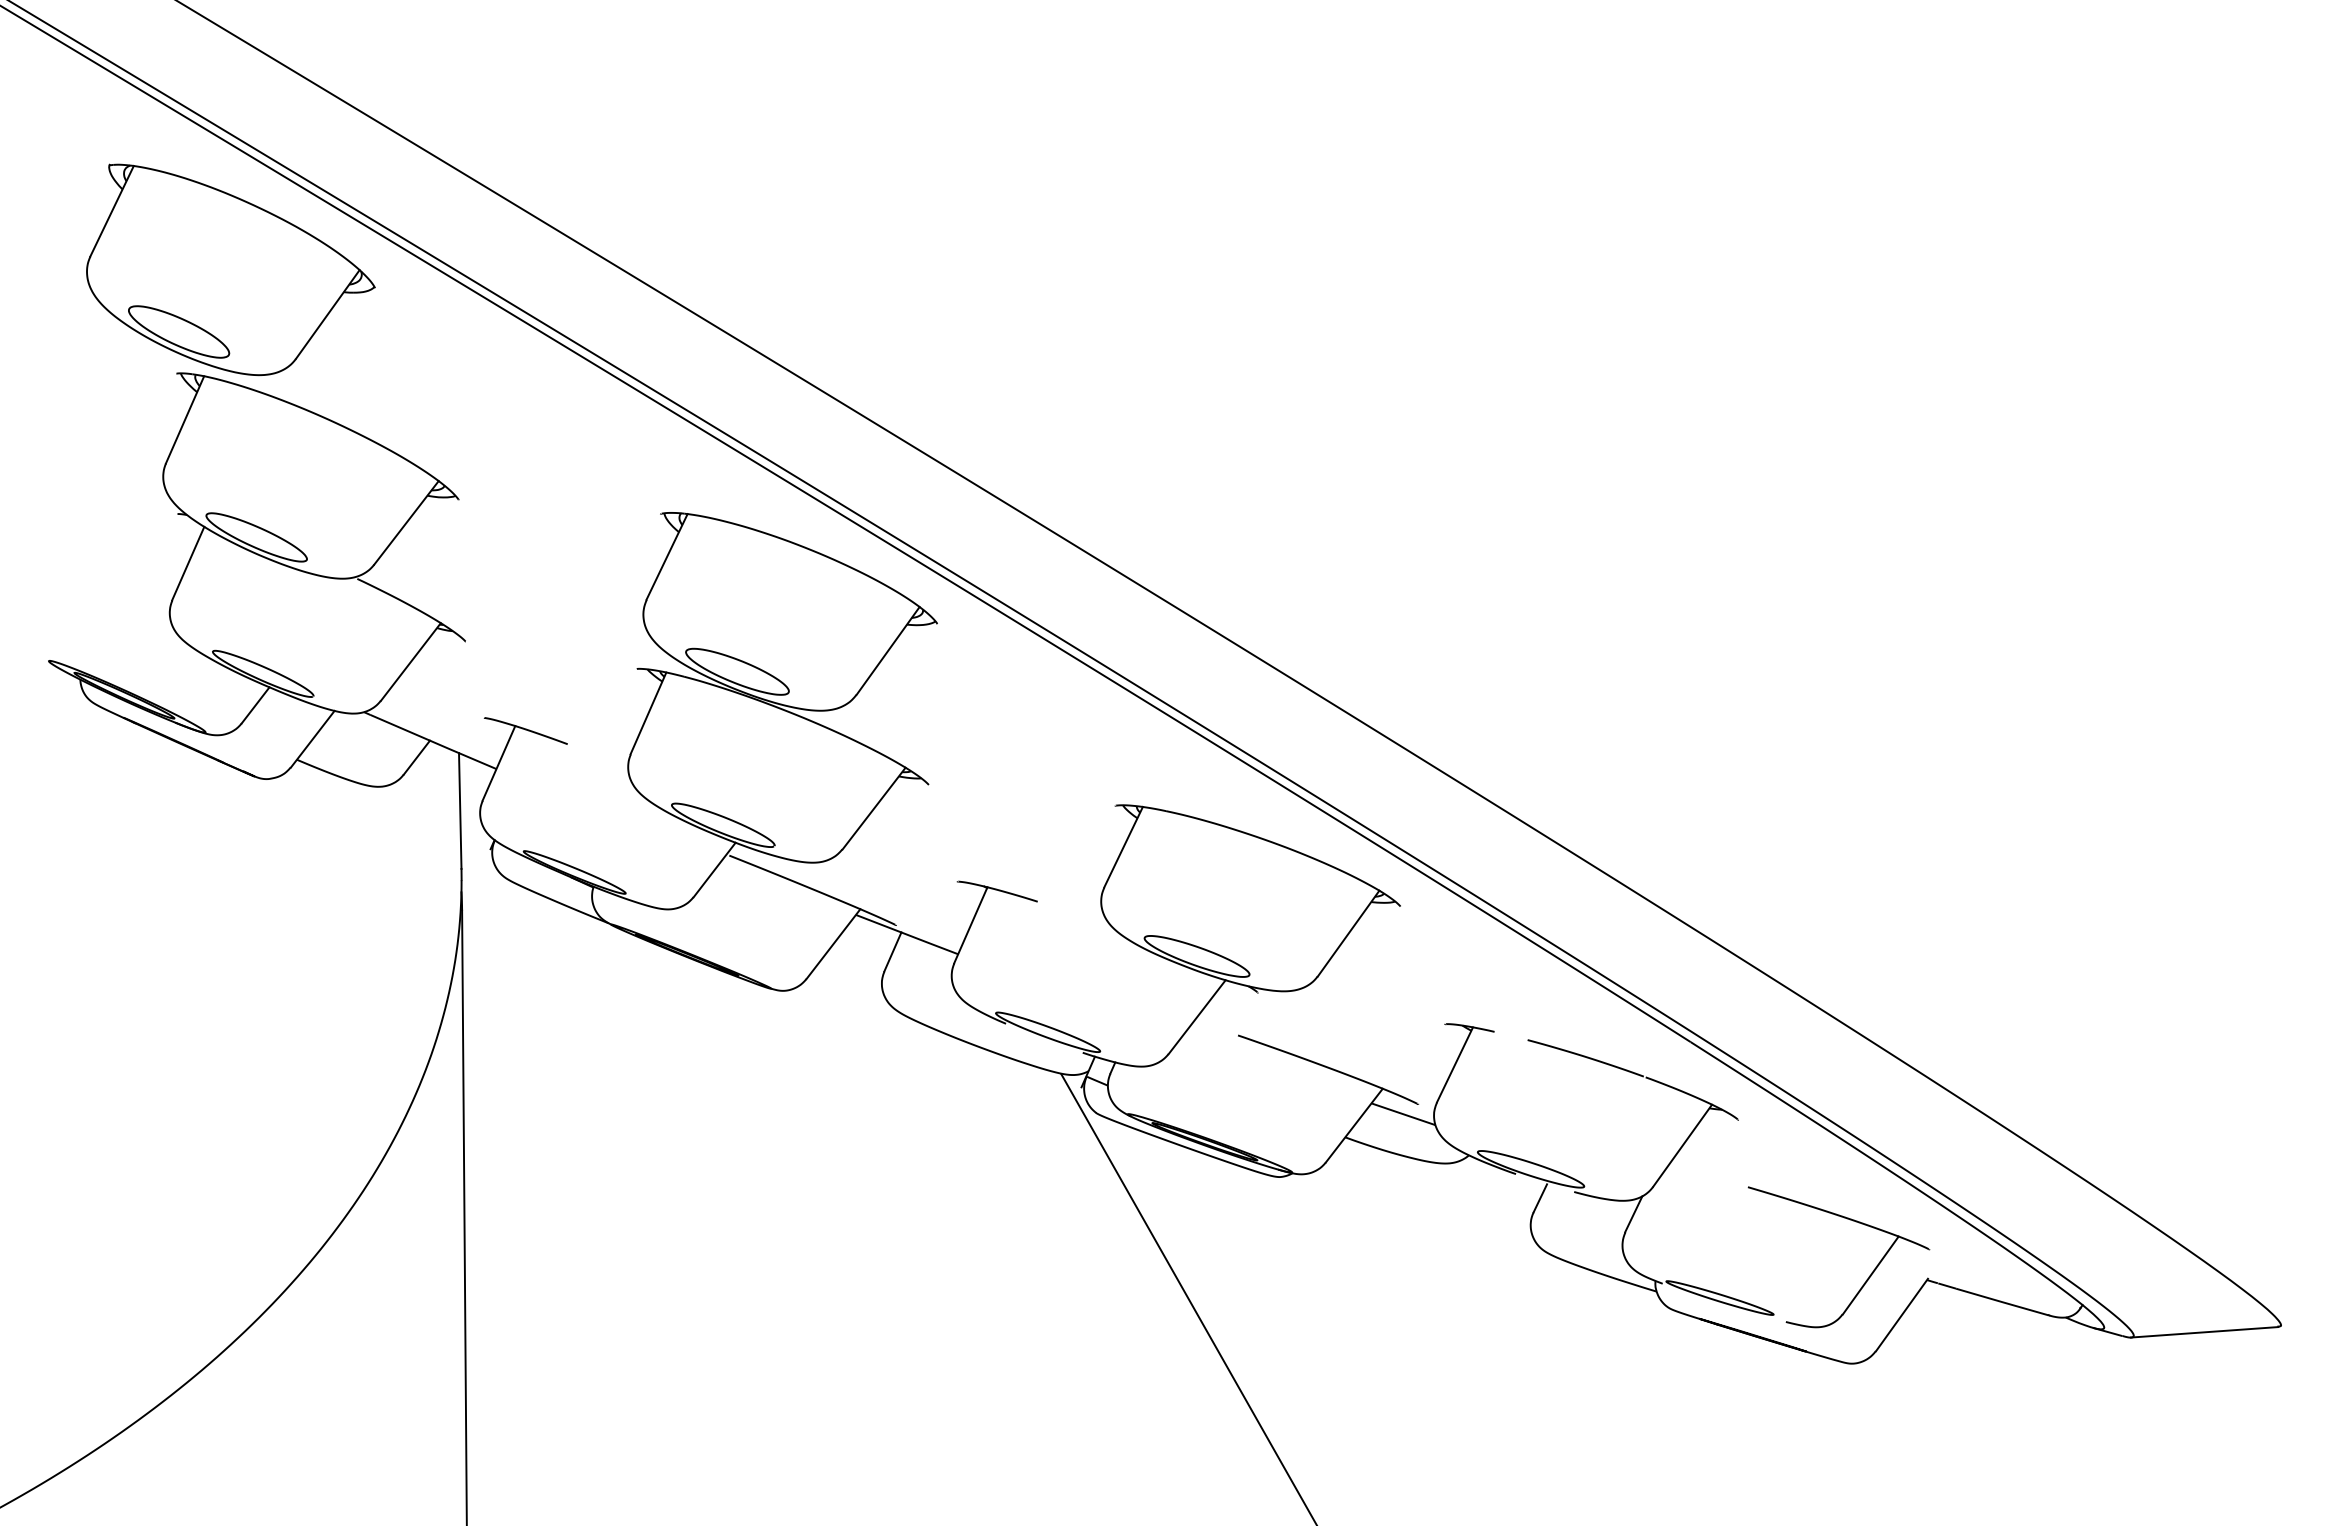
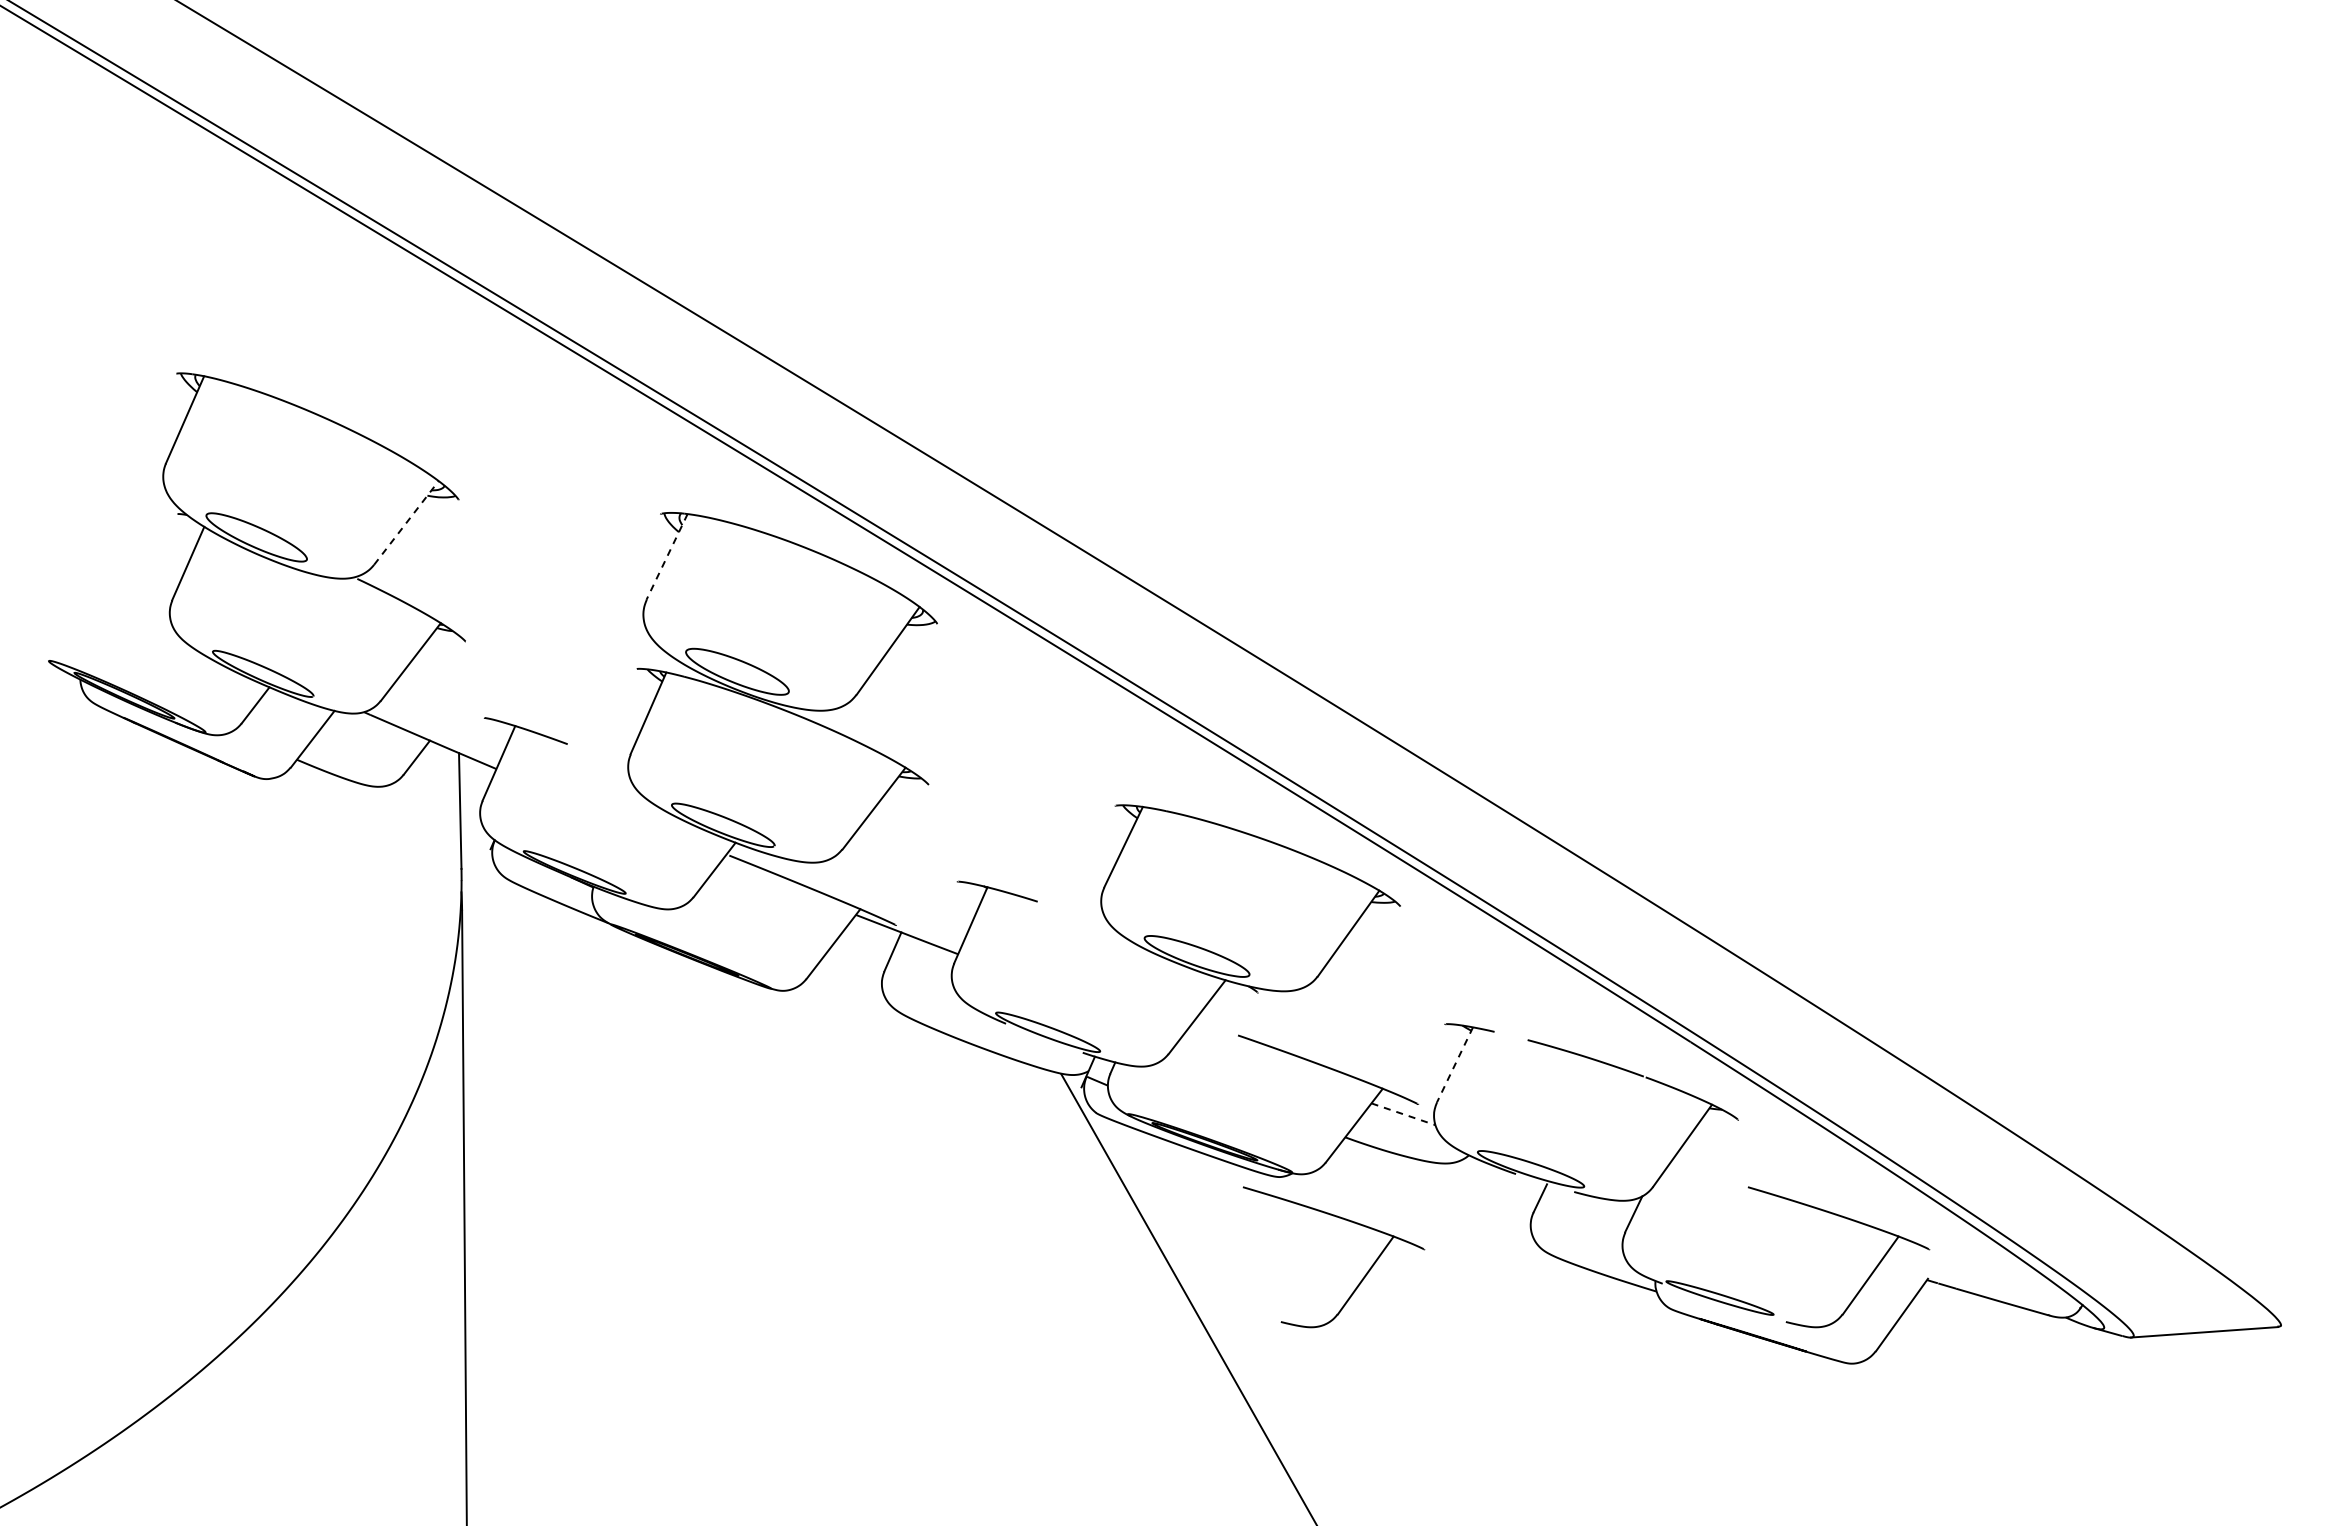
part: present -> none (230, 269)
line: solid -> dashed (406, 522)
line: solid -> dashed (667, 556)
line: solid -> dashed (1455, 1064)
line: solid -> dashed (1404, 1114)
part: none -> present (1363, 1276)
